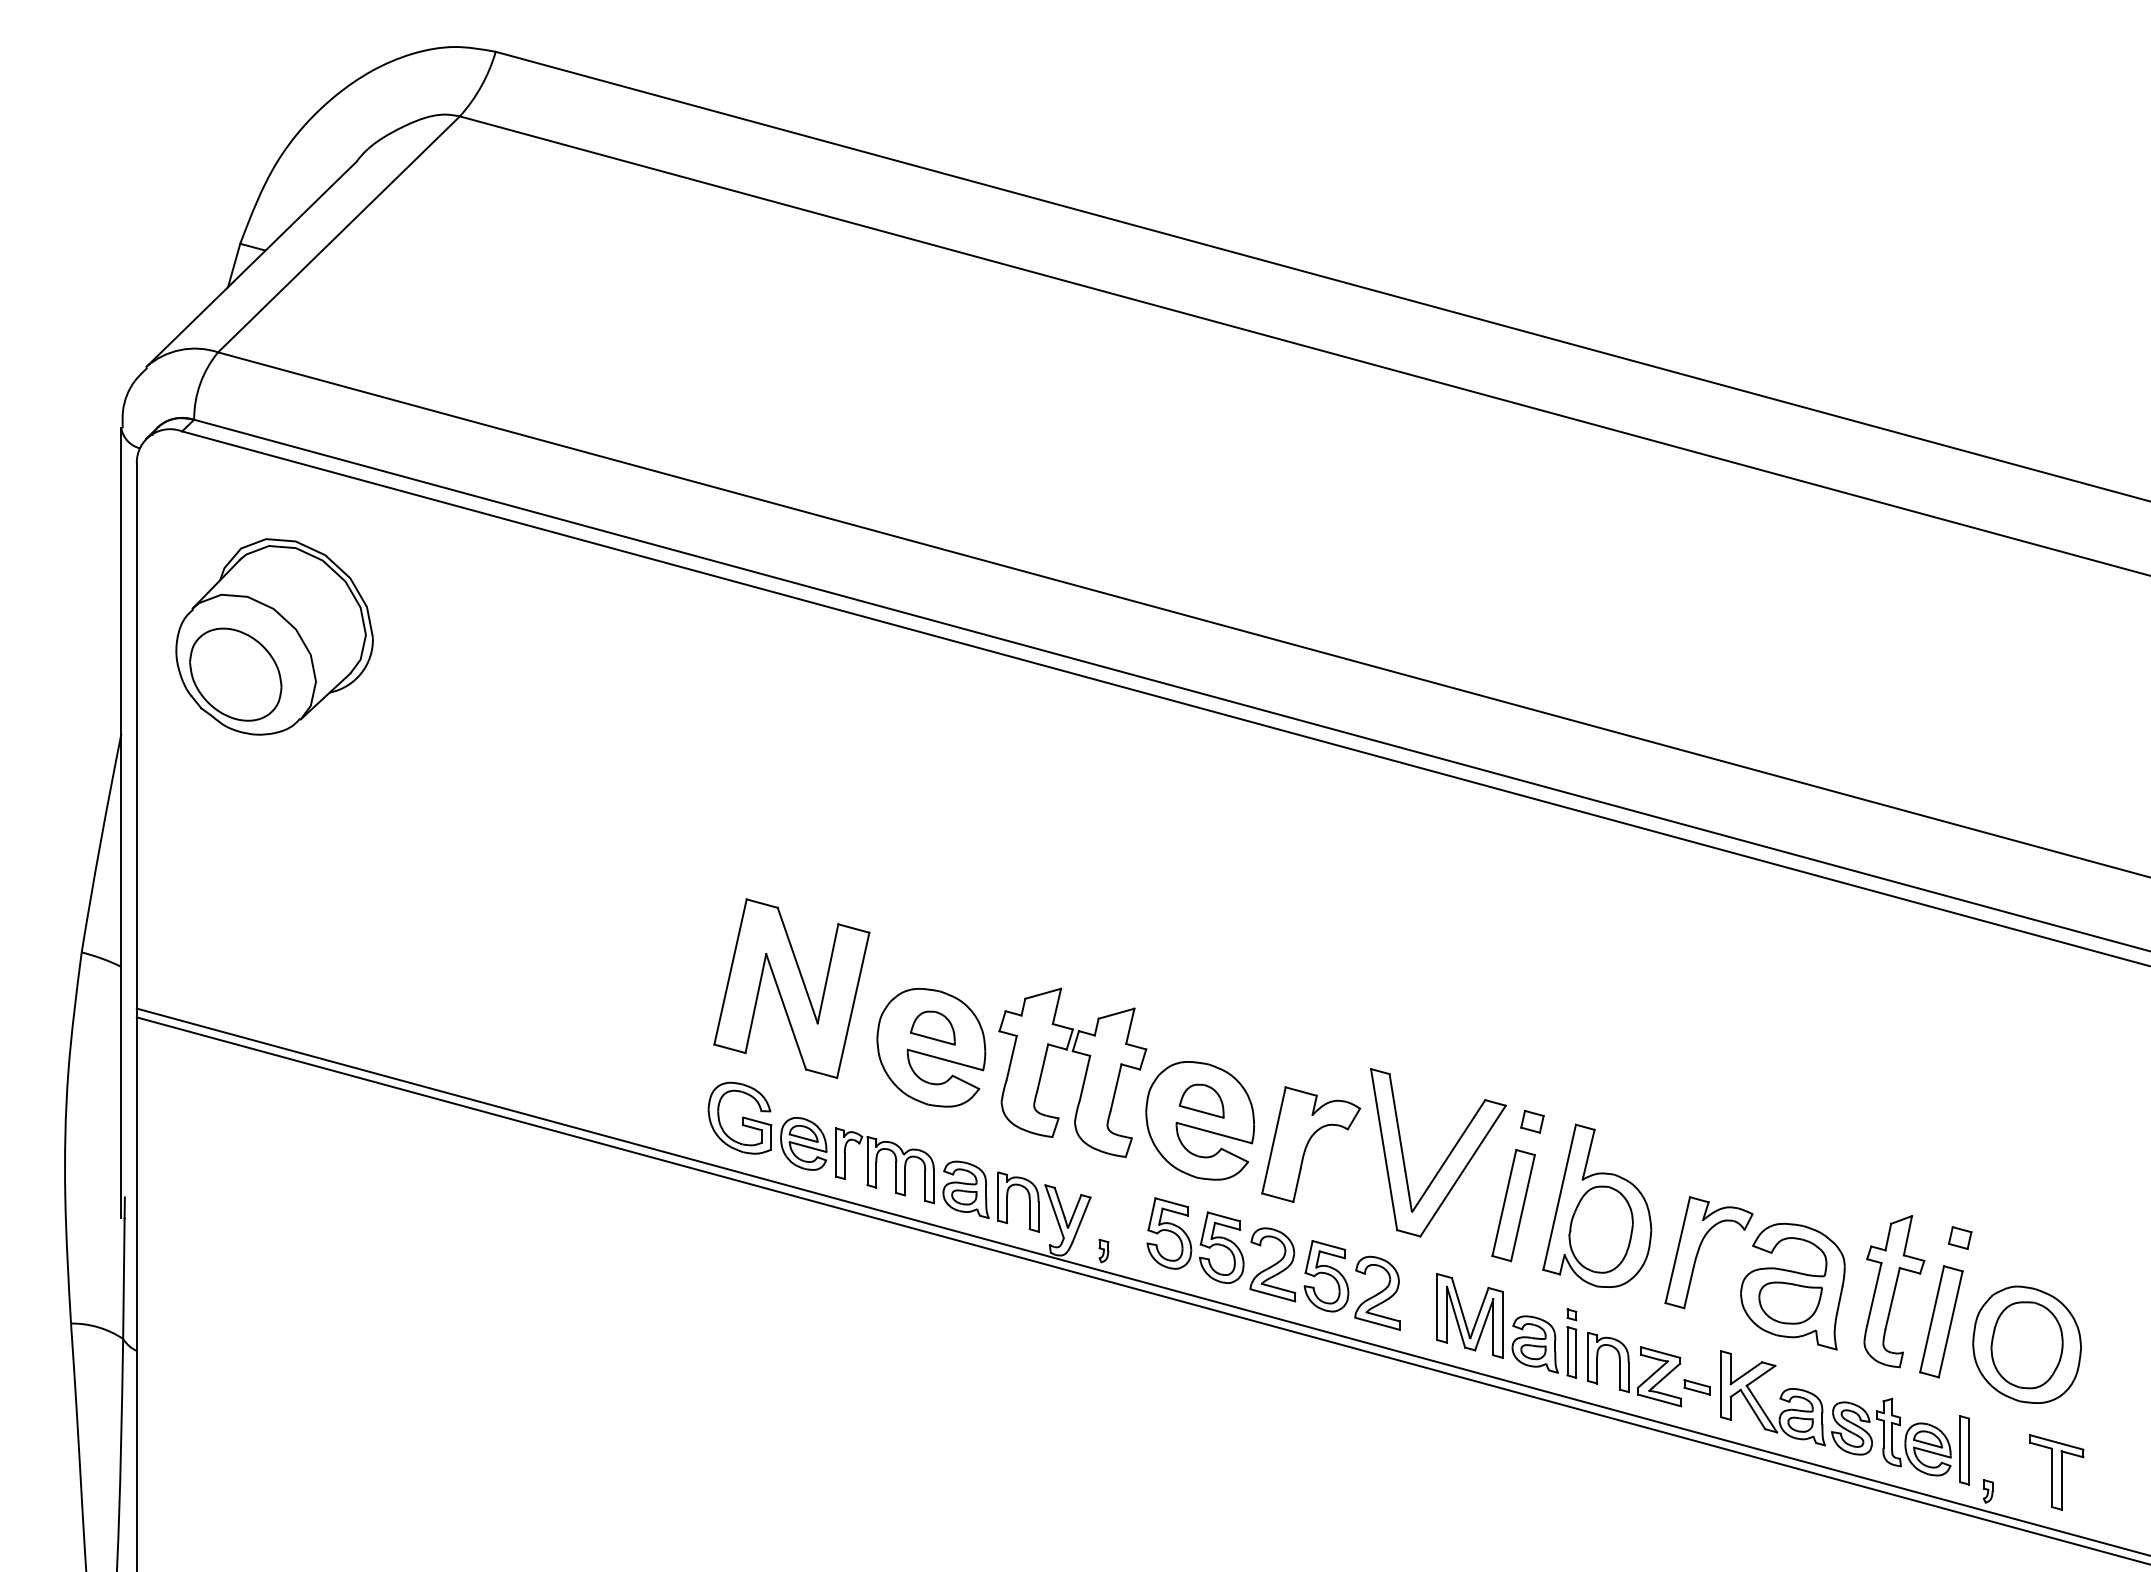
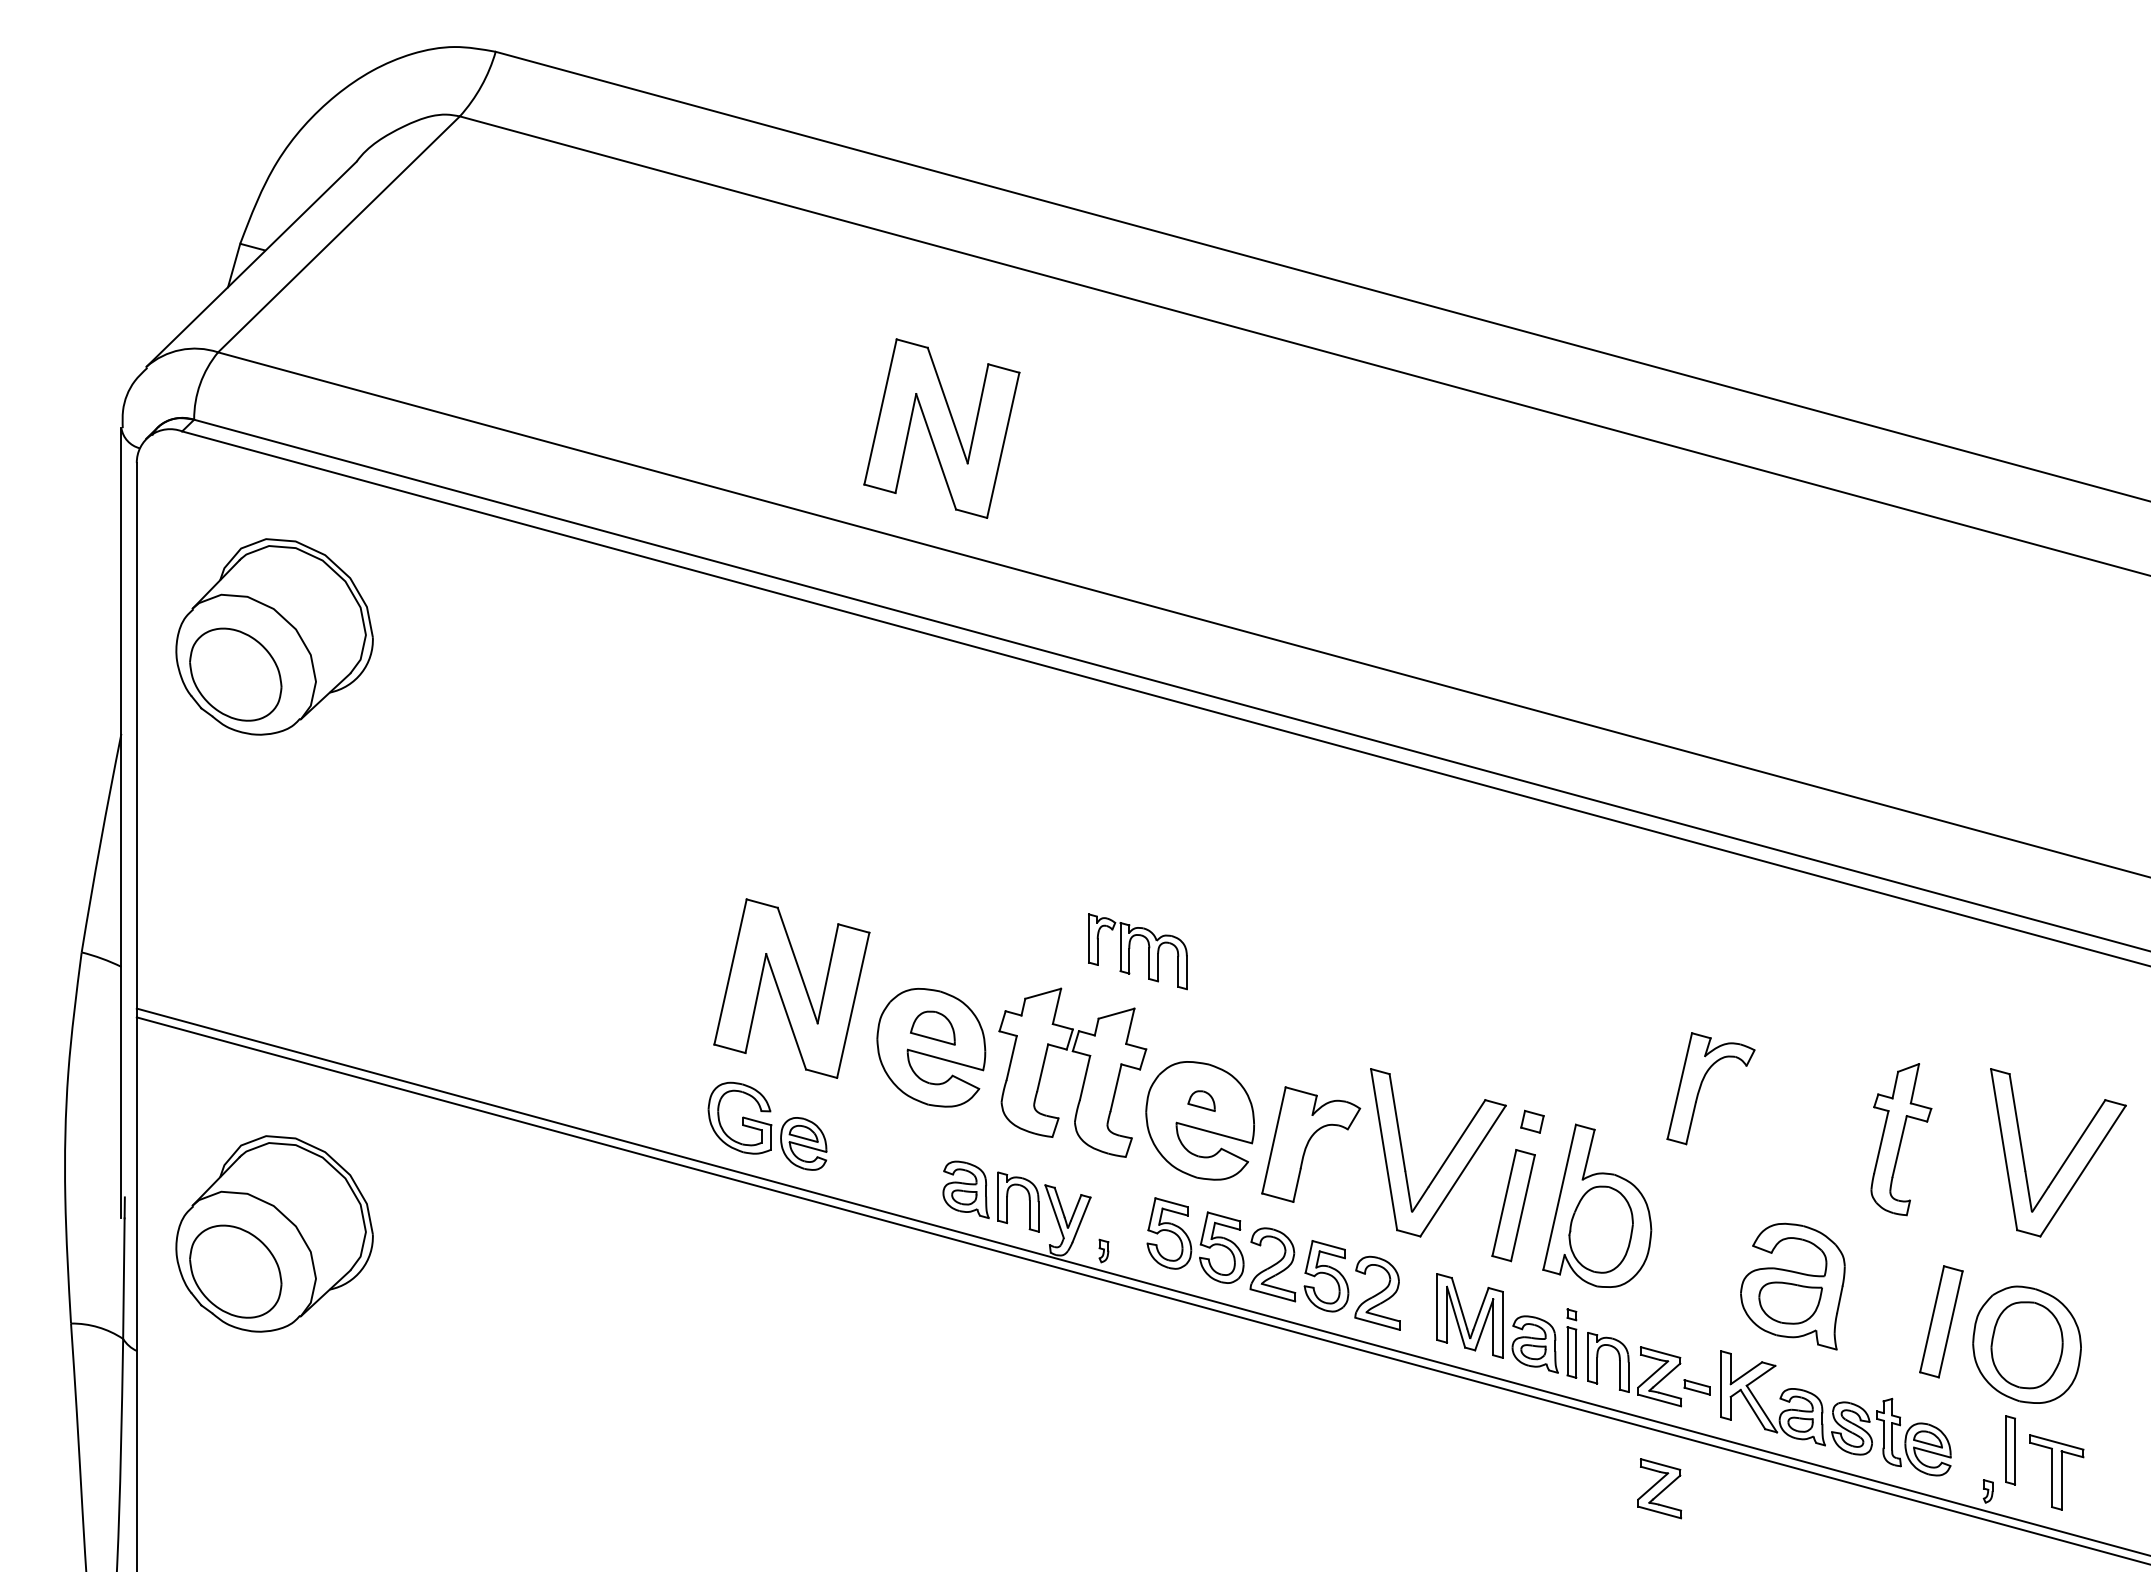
part: none -> present (941, 428)
part size: 47x36 px -> 29x22 px (1201, 1100)
part: none -> present (2066, 1157)
part position: (877, 1162) -> (1130, 948) (1130, 948)
part: none -> present (274, 1233)
part: present -> none (1959, 1237)
part position: (1699, 1251) -> (1701, 1087) (1701, 1087)
part position: (1894, 1291) -> (1901, 1139) (1901, 1139)
part position: (1964, 1450) -> (2010, 1450) (2010, 1450)
part: none -> present (1659, 1488)
